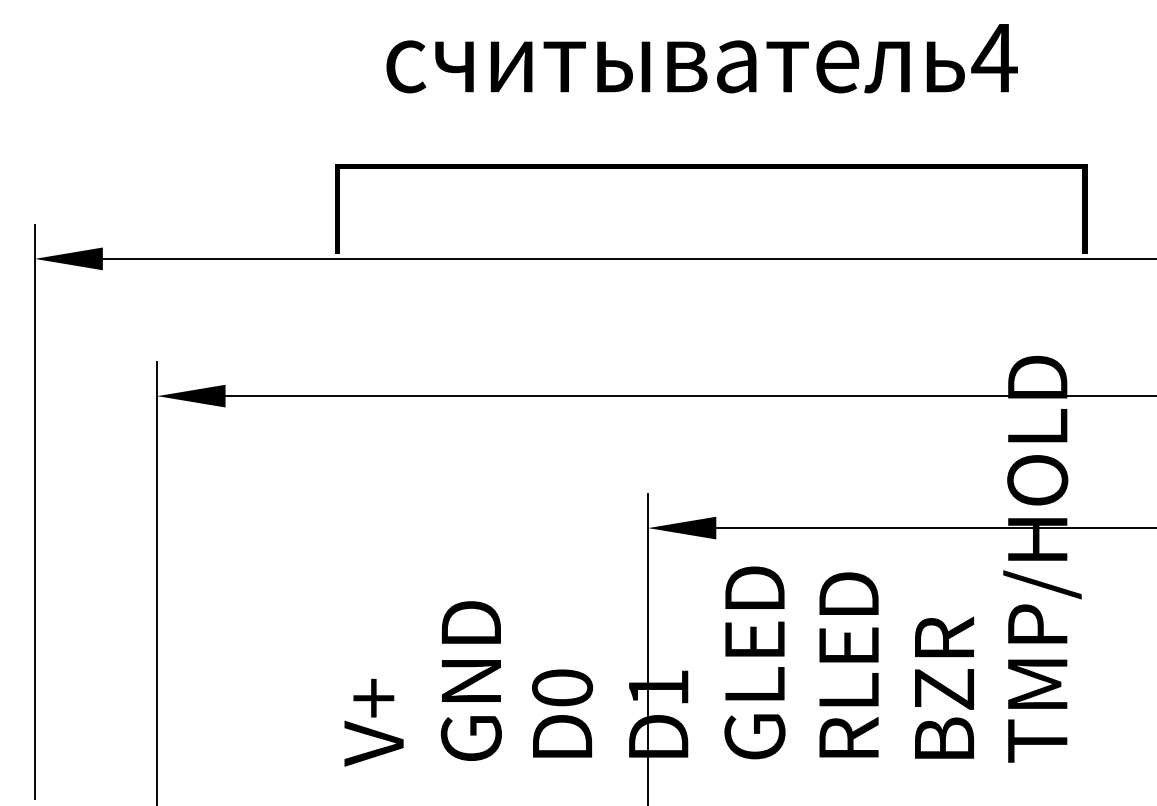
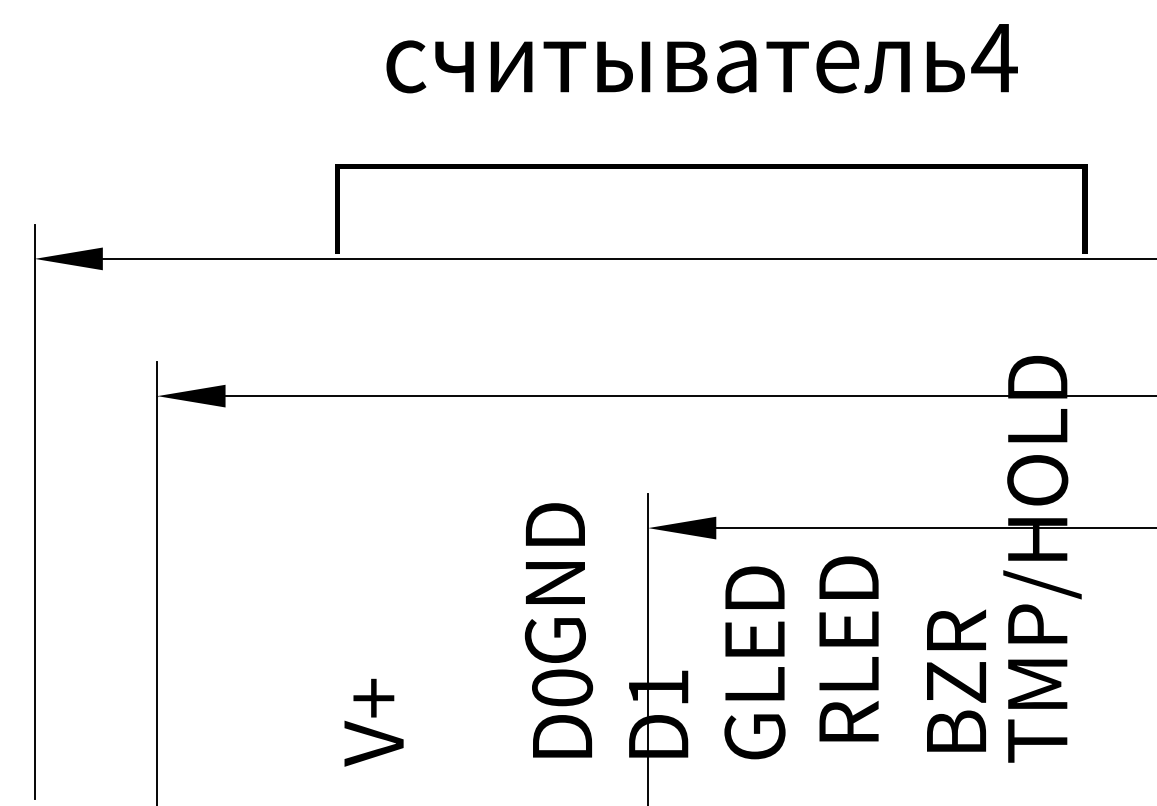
text position: (848, 664) -> (848, 648) (848, 648)
text position: (470, 680) -> (554, 582) (554, 582)
text position: (944, 687) -> (956, 680) (956, 680)
